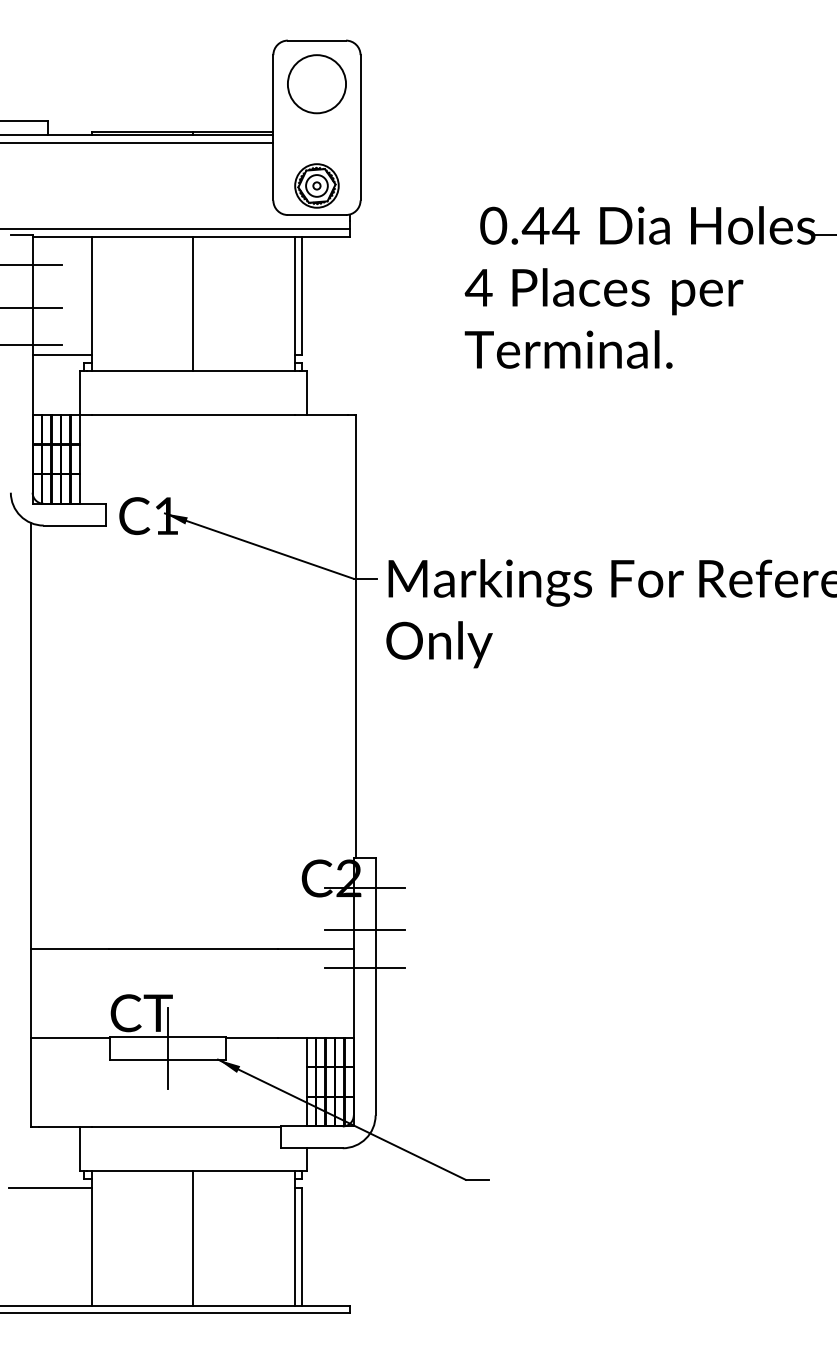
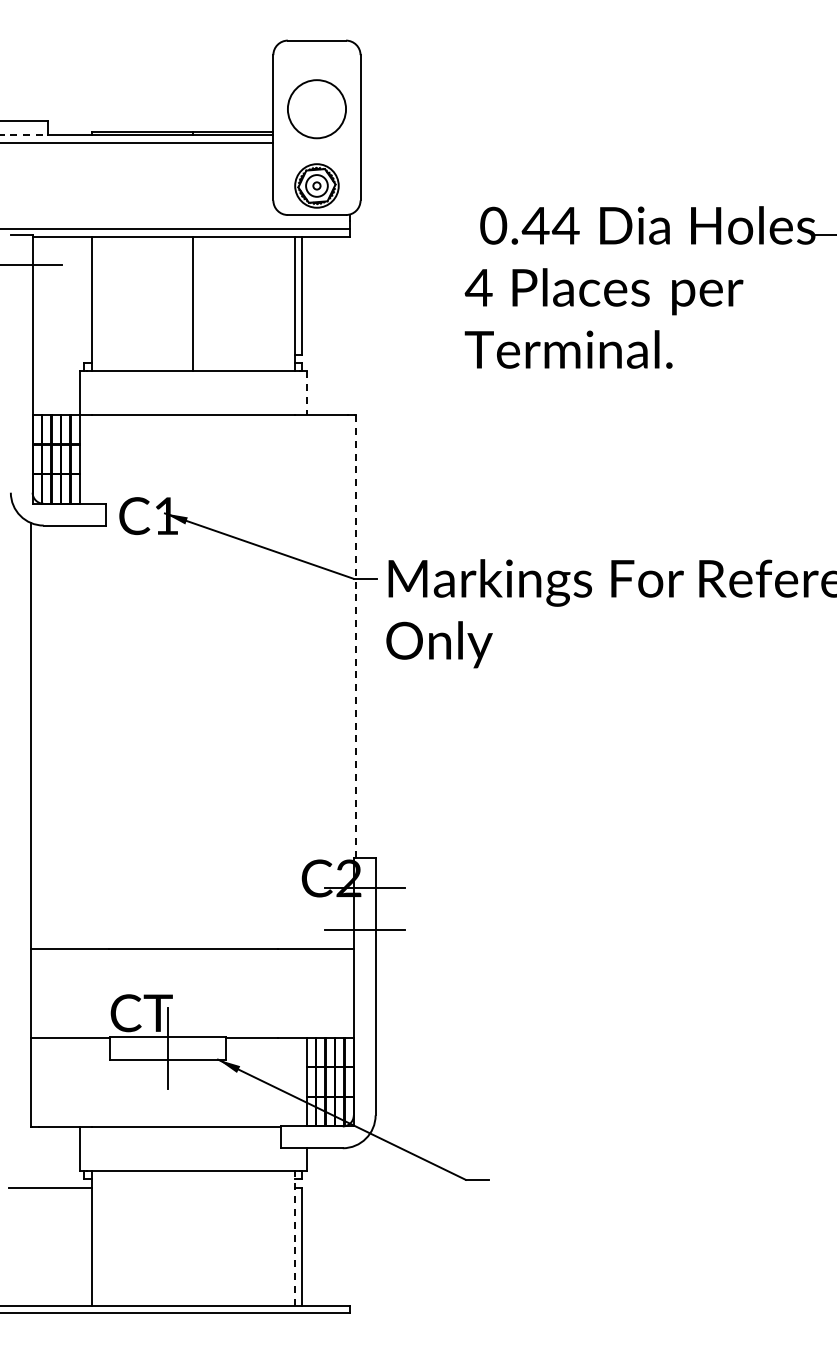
circle position: (316, 84) -> (316, 109) (316, 109)
line: solid -> dashed (24, 135)
line: present -> none (31, 307)
line: present -> none (31, 345)
line: present -> none (61, 354)
line: solid -> dashed (307, 393)
line: solid -> dashed (355, 636)
line: present -> none (364, 968)
line: present -> none (193, 1237)
line: solid -> dashed (295, 1237)
